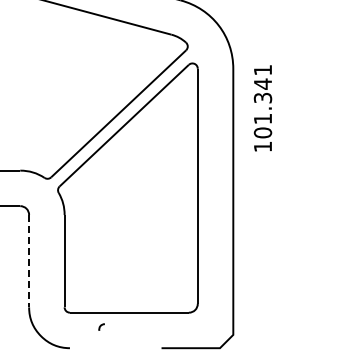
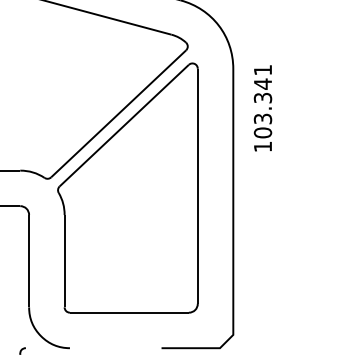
text: 101.341 -> 103.341 (262, 118)
line: dashed -> solid (29, 261)
curve position: (101, 326) -> (22, 350) (22, 350)
